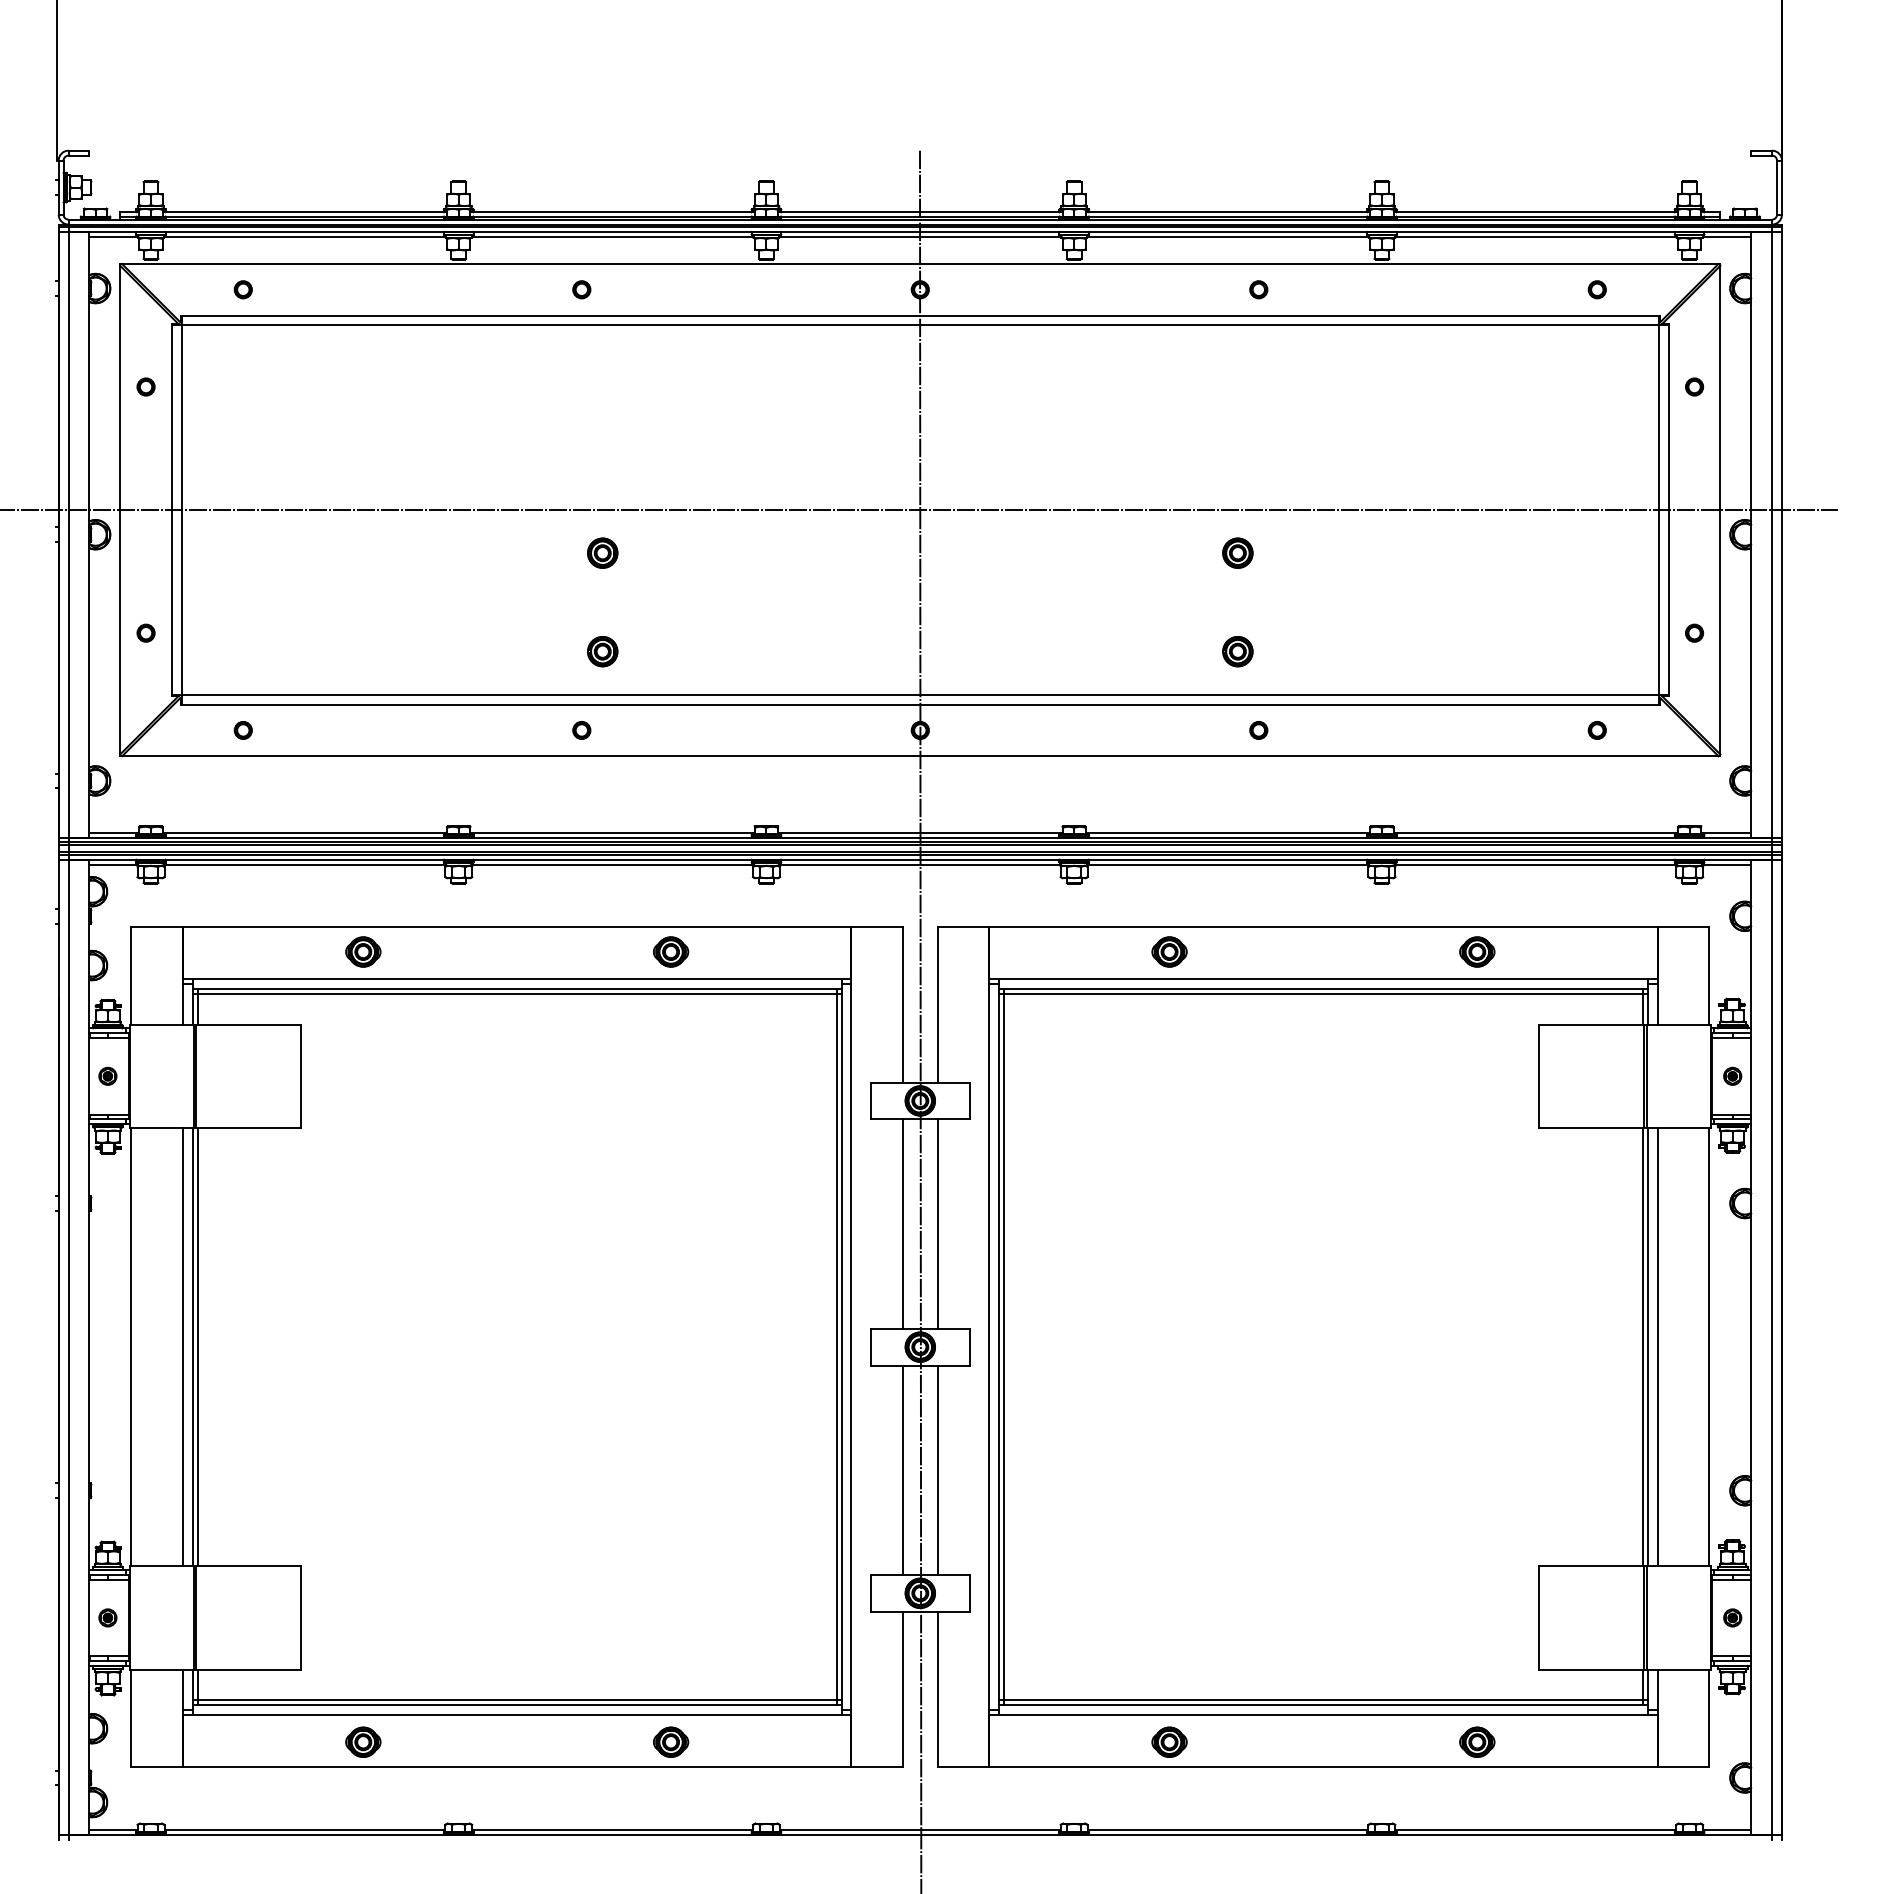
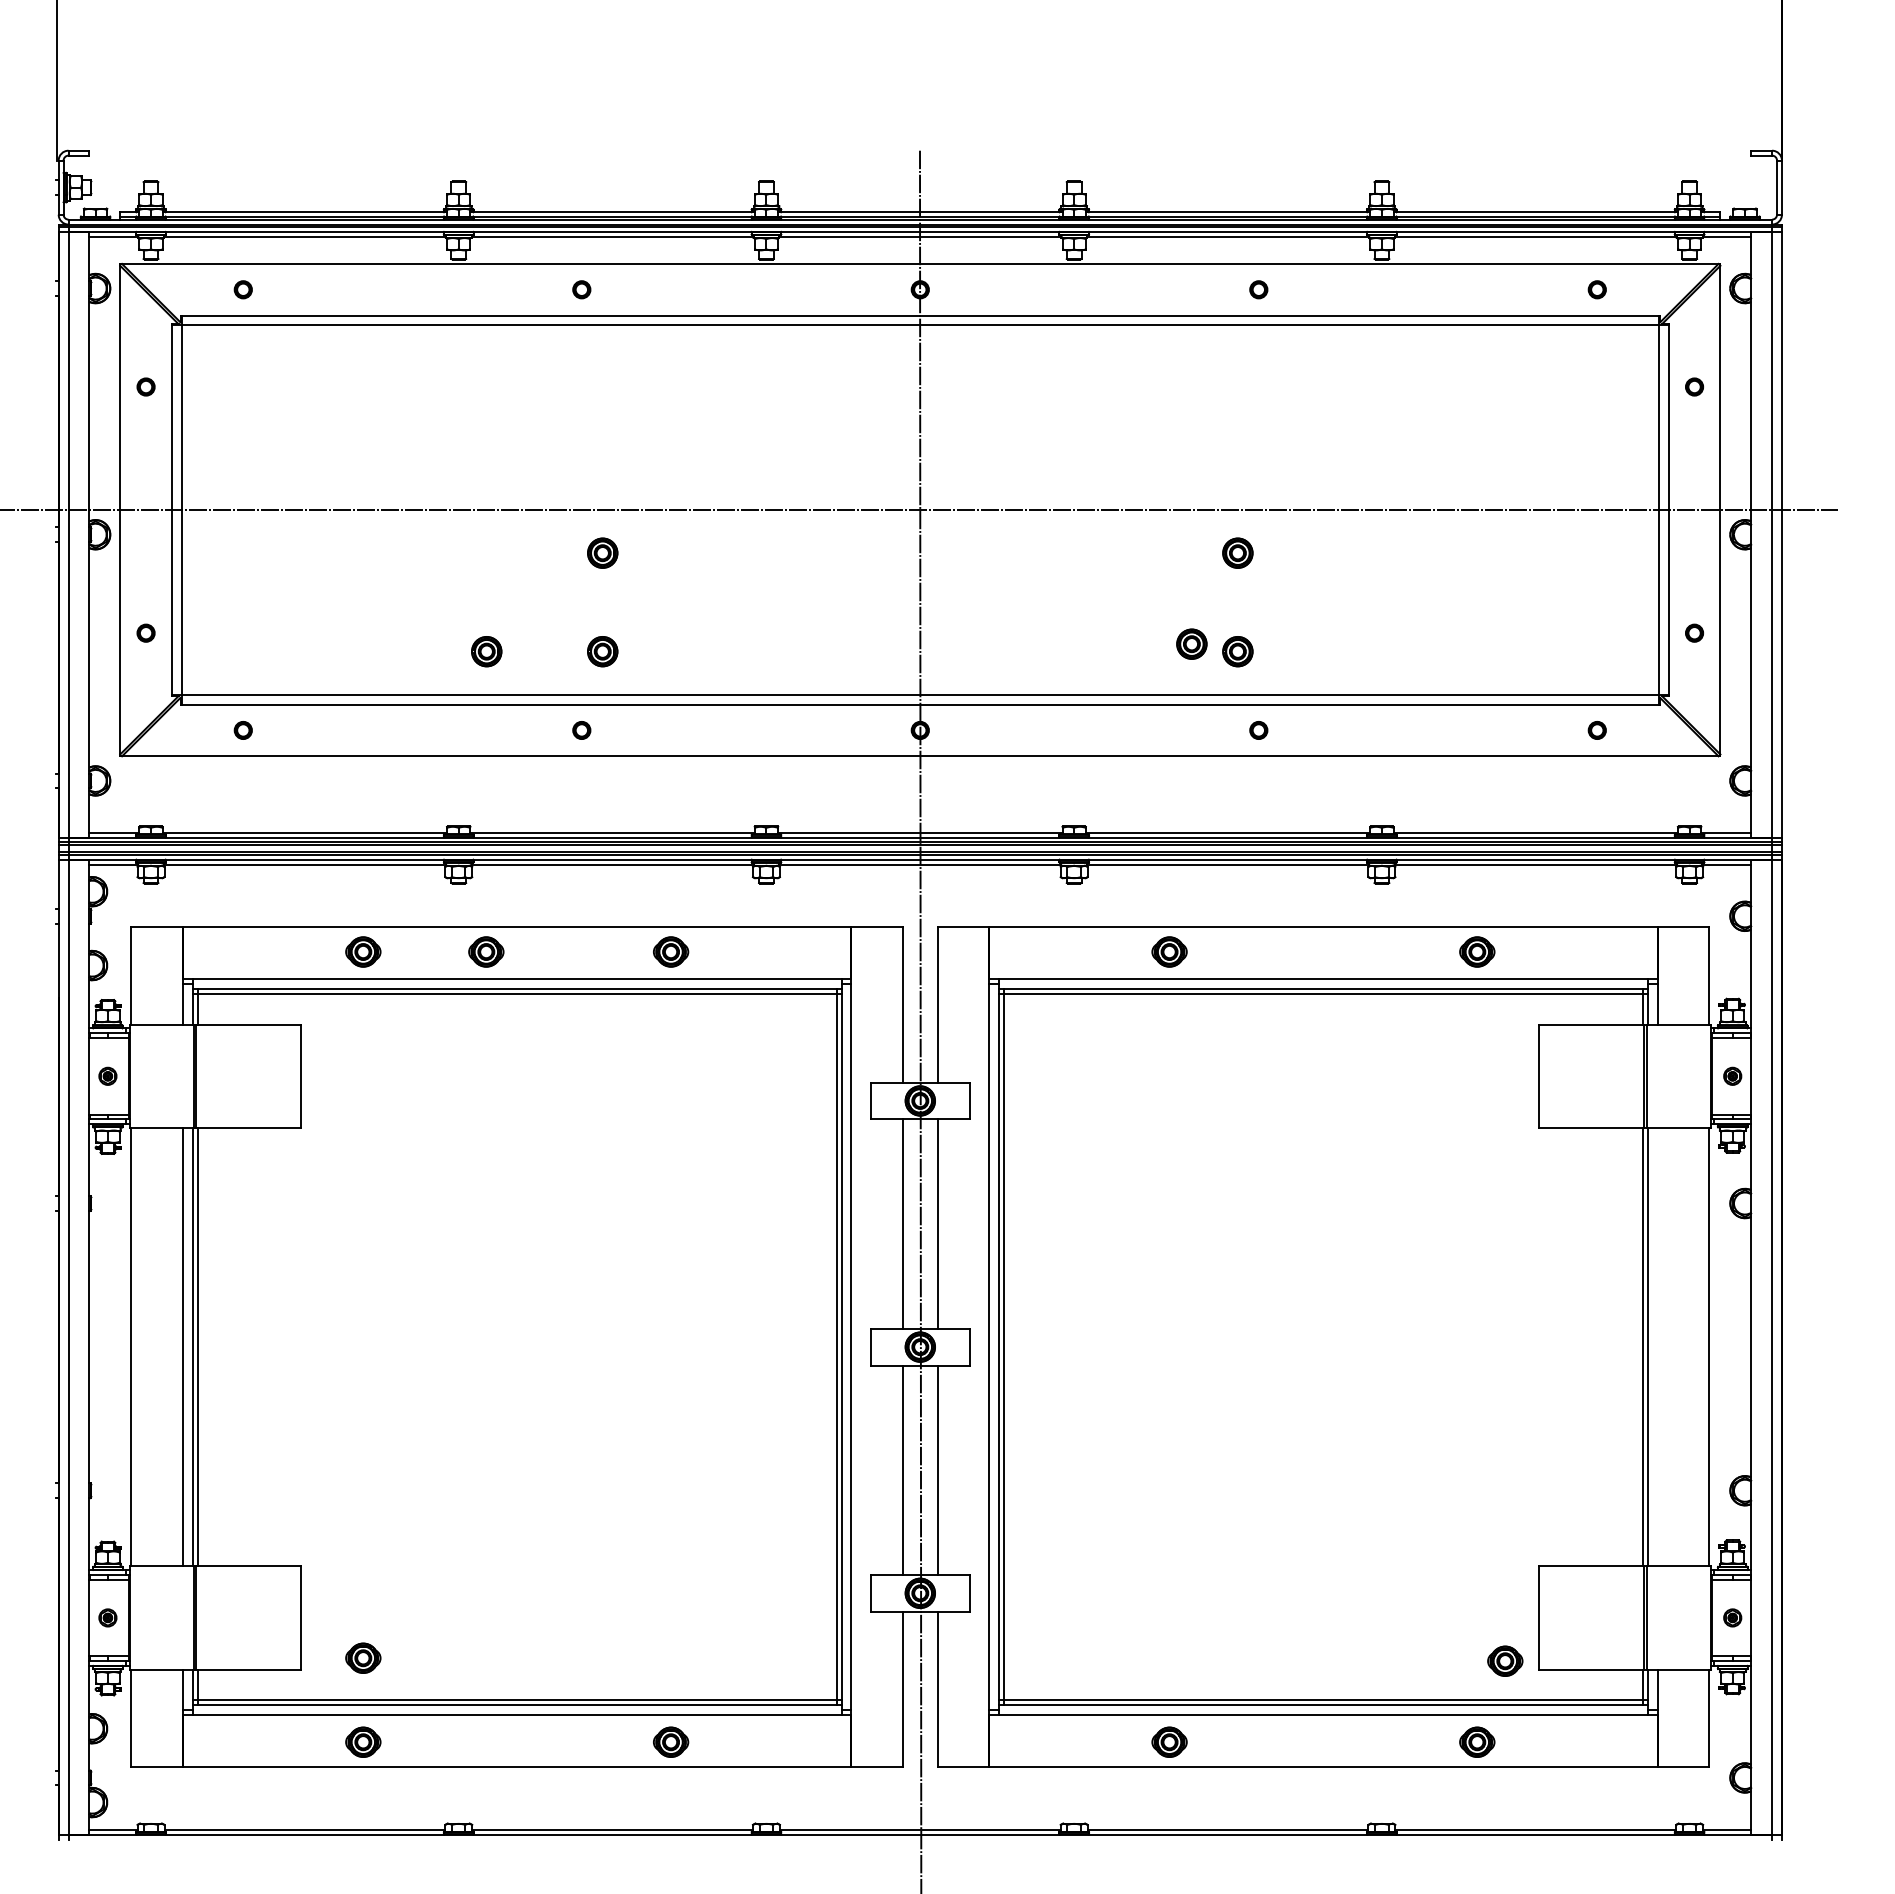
part: none -> present (1191, 643)
part: none -> present (486, 651)
part: none -> present (486, 951)
line: present -> none (1657, 1347)
part: none -> present (363, 1657)
part: none -> present (1505, 1660)
